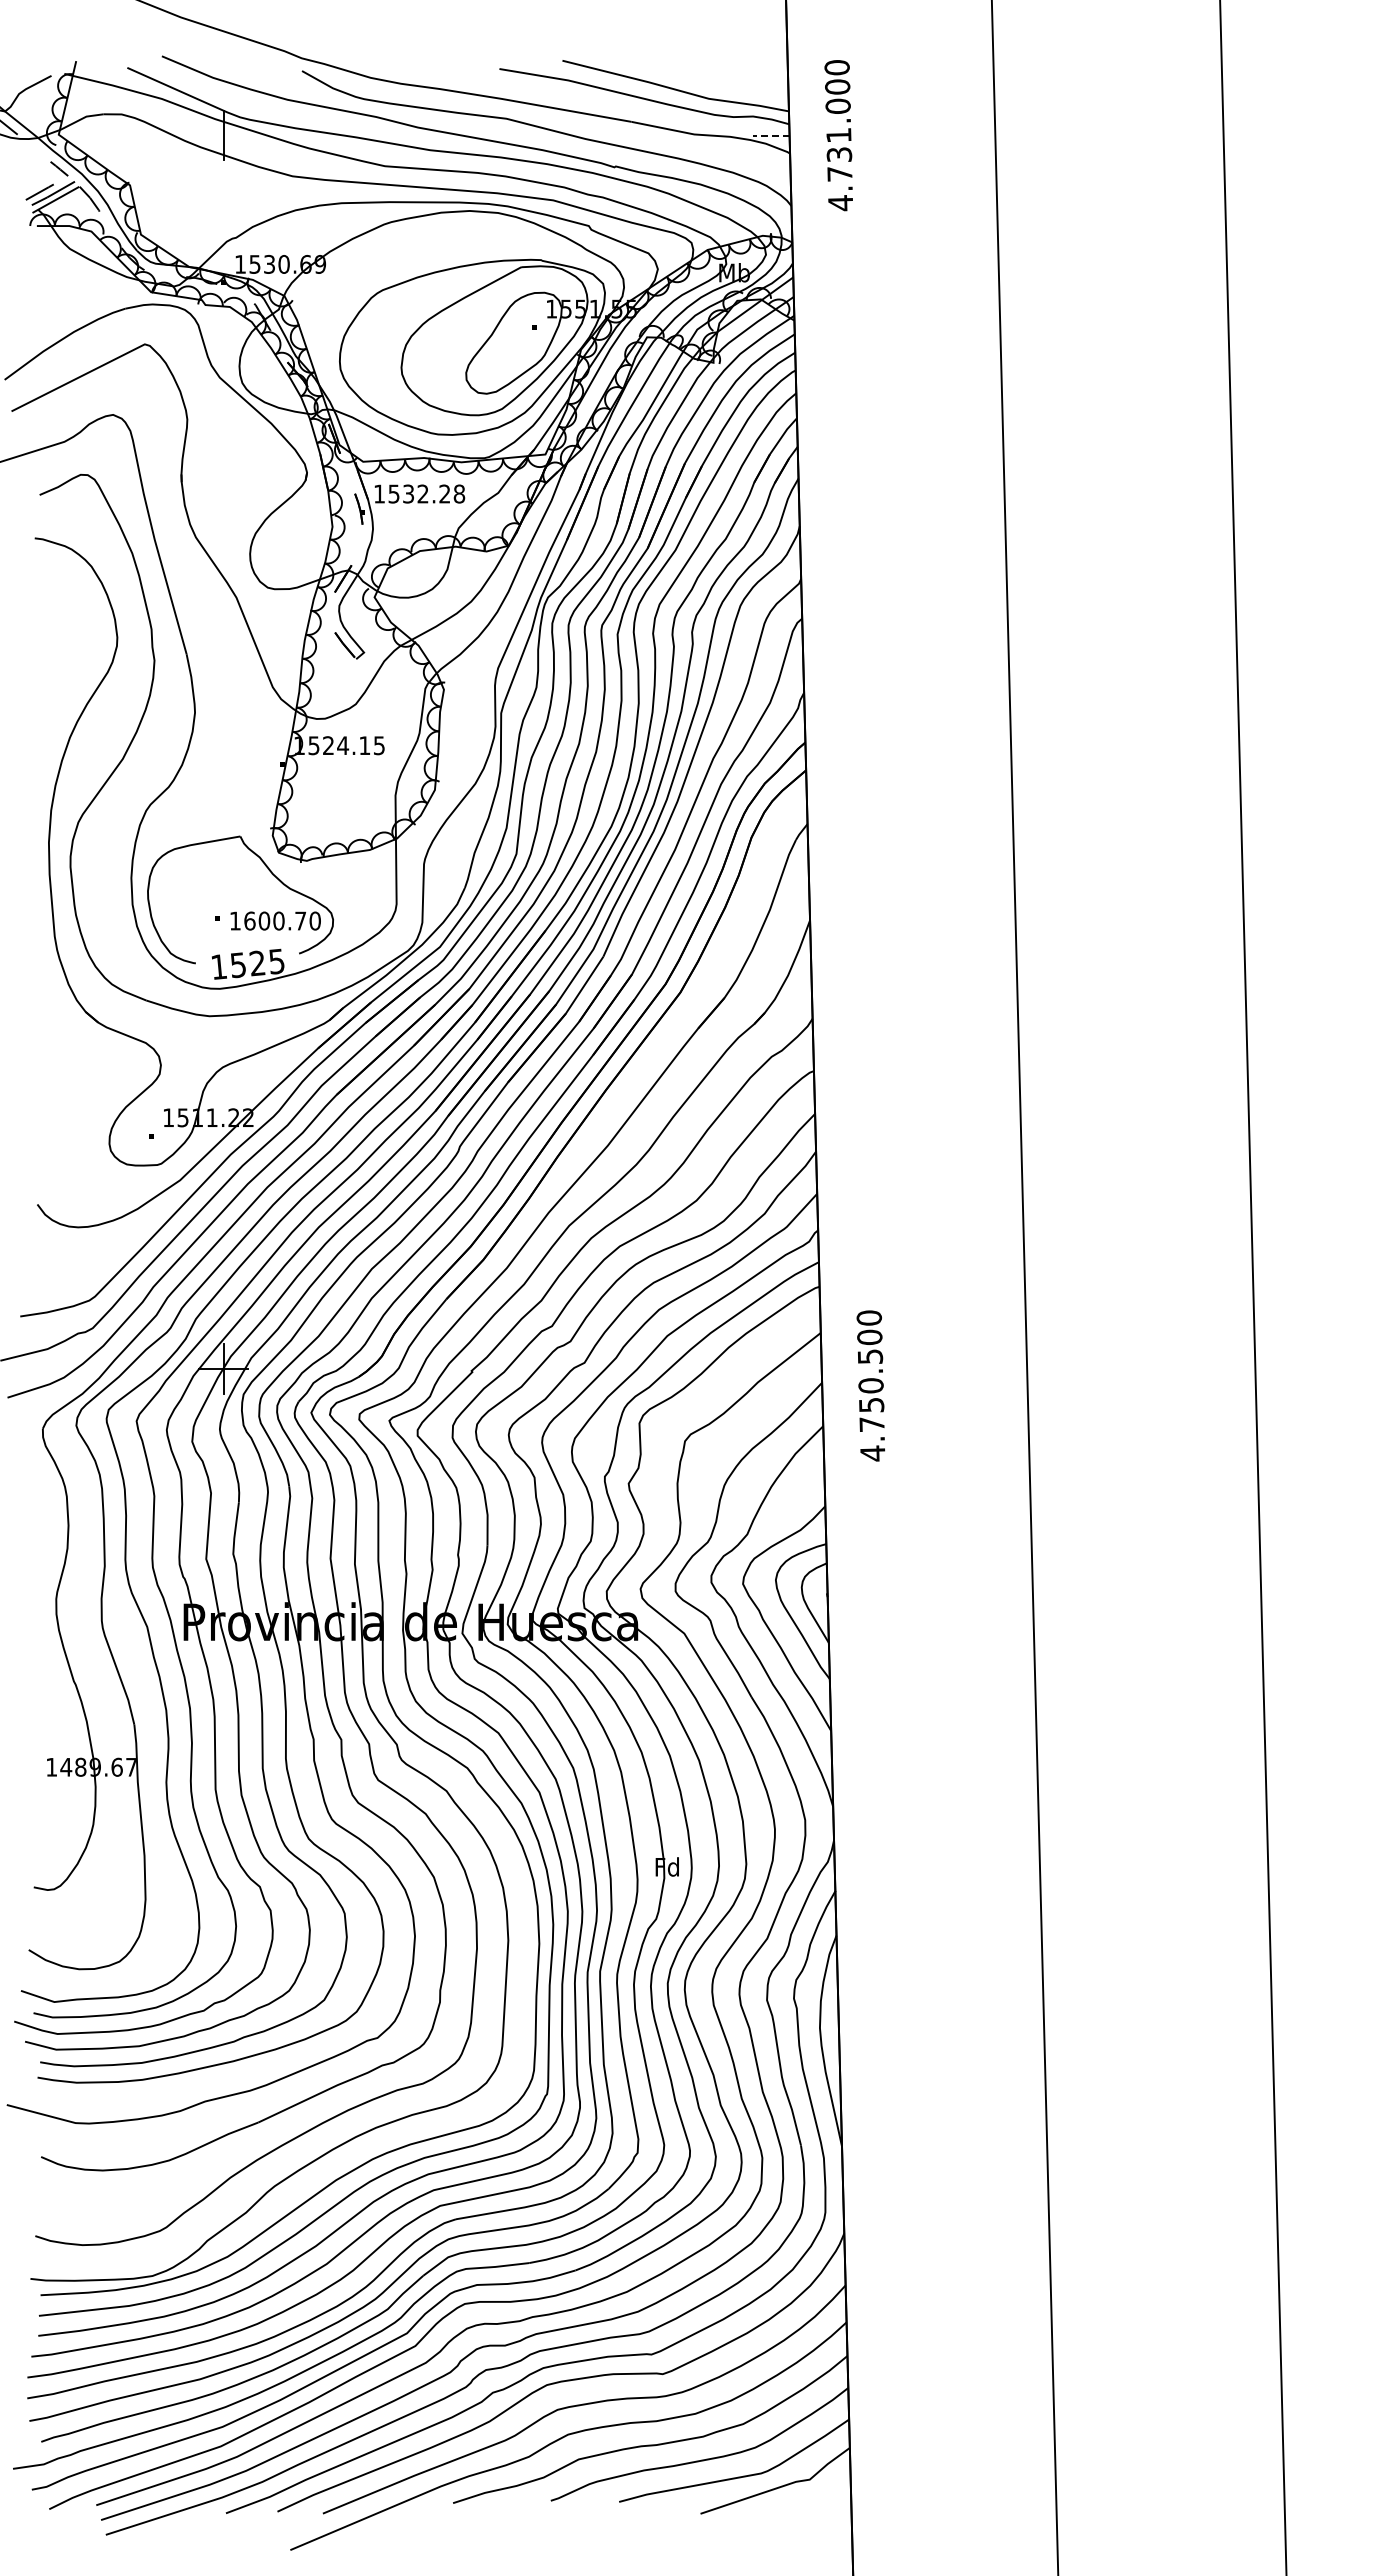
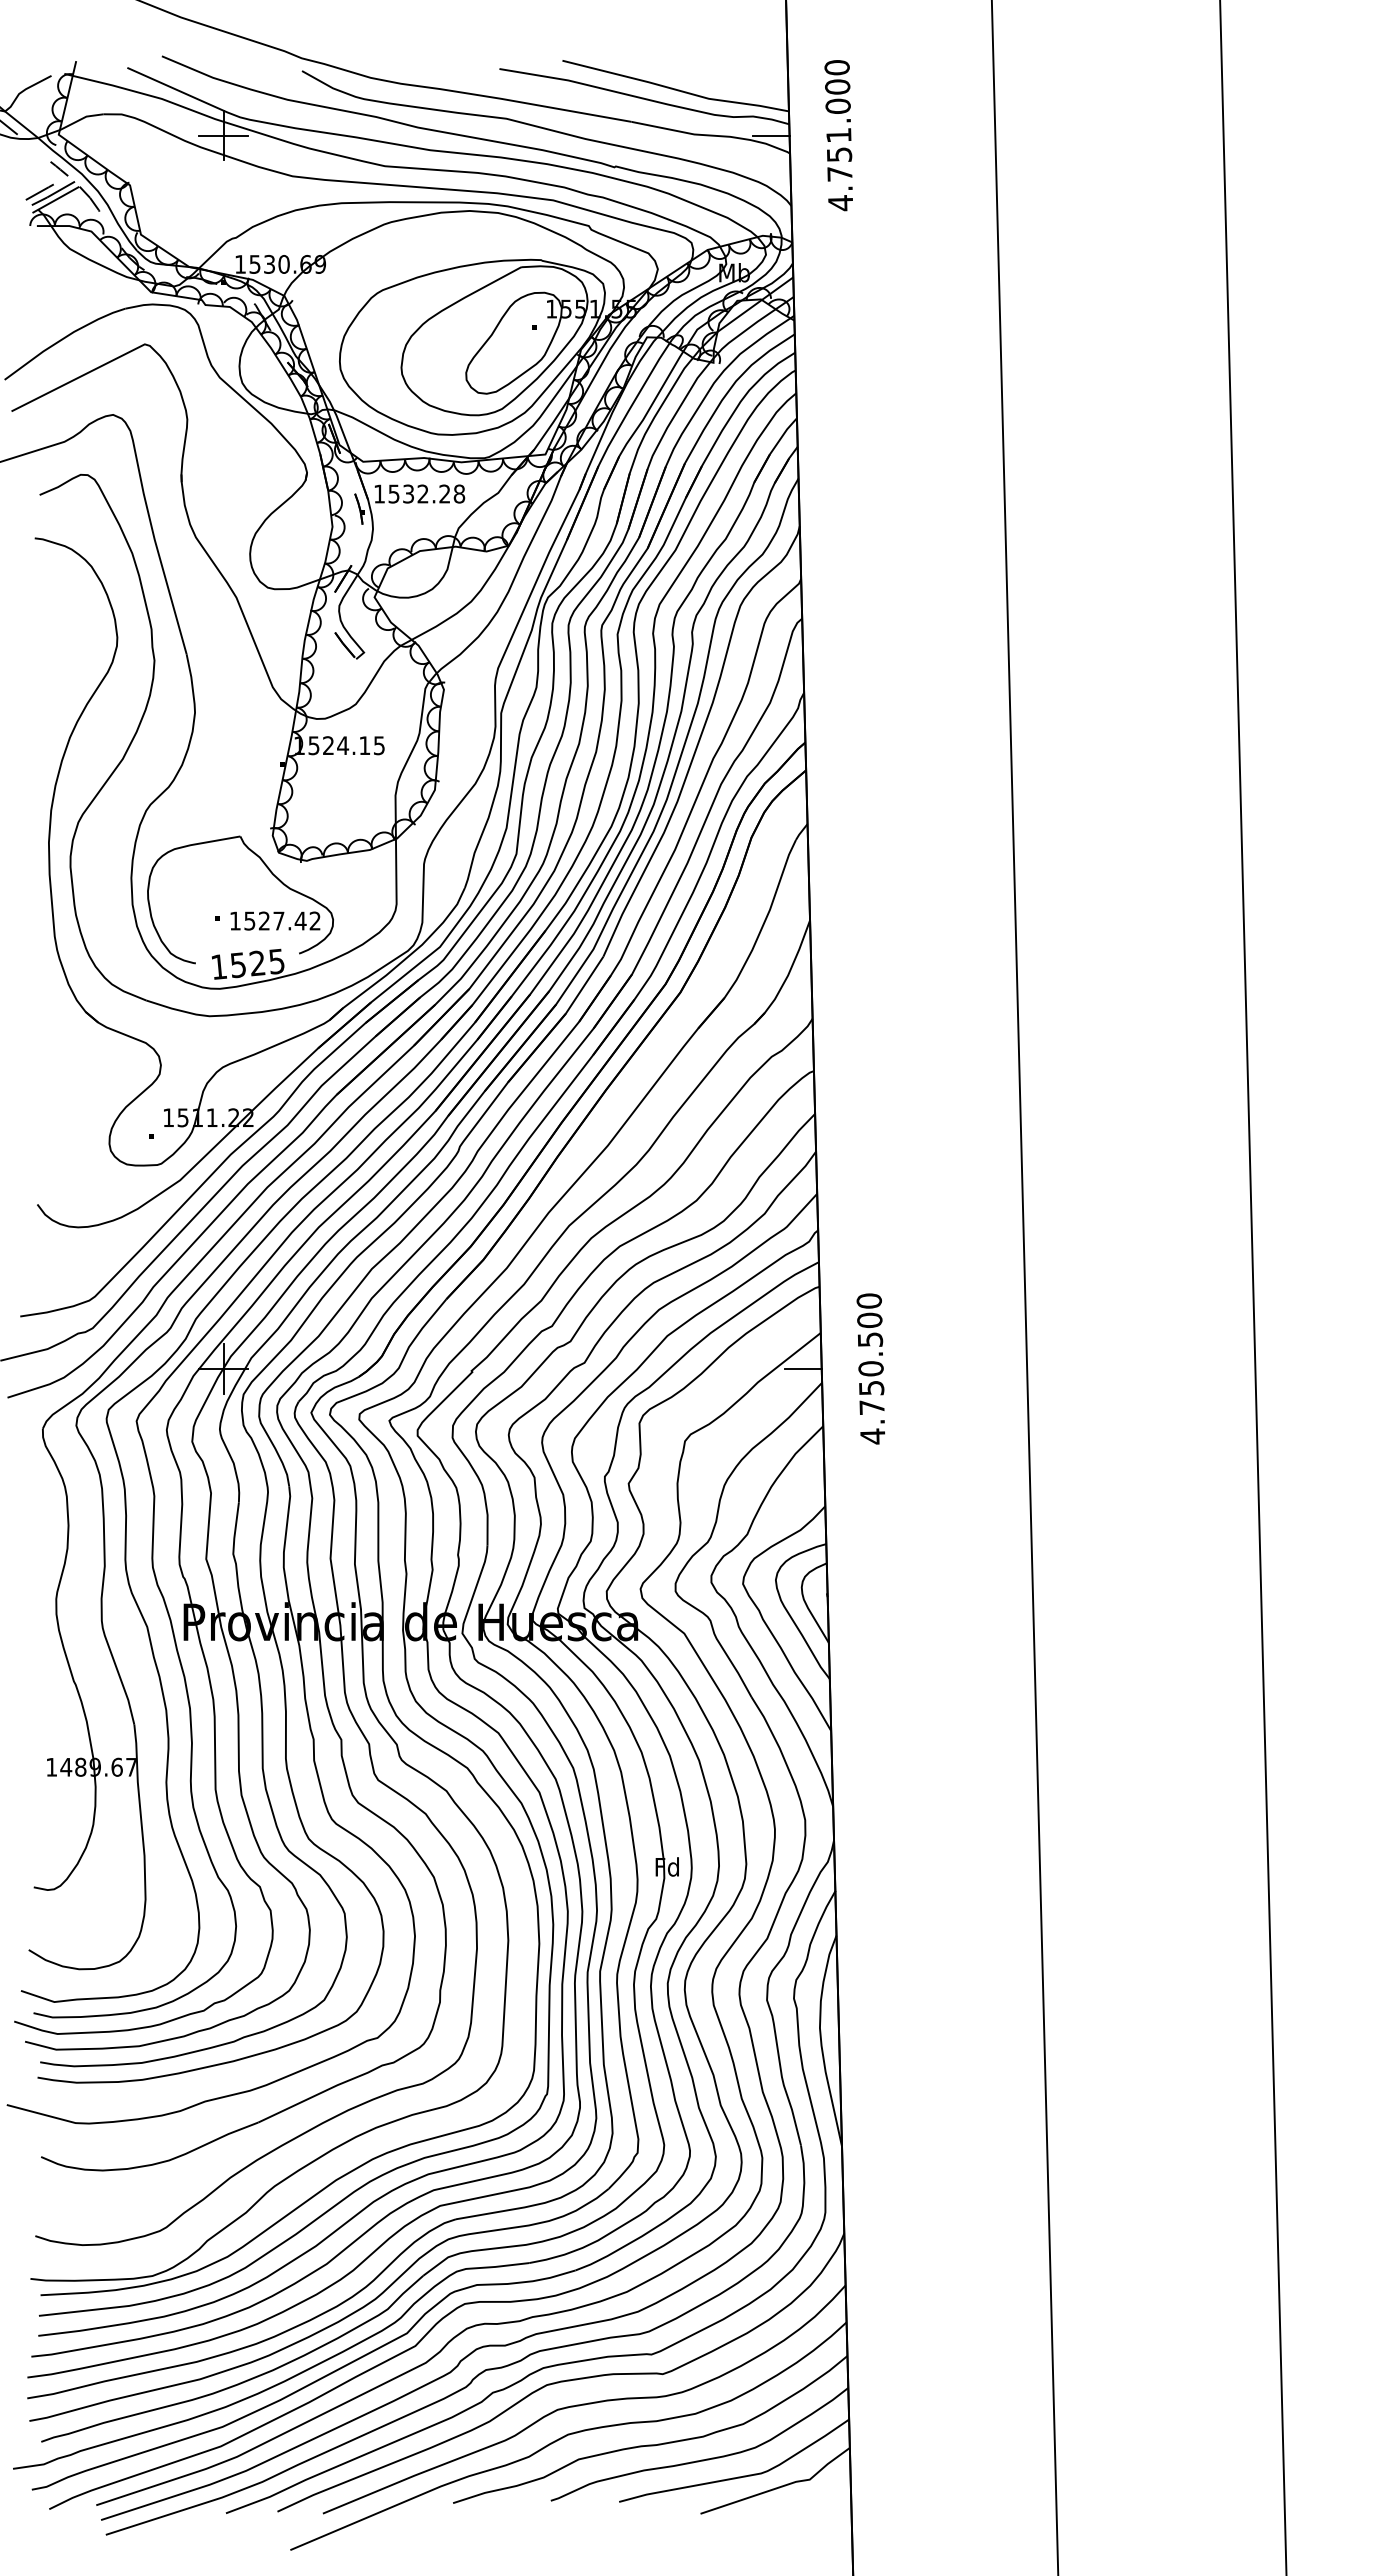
line: none -> present (223, 135)
line: dashed -> solid (771, 135)
text: 4.731.000 -> 4.751.000 (838, 154)
text: 1600.70 -> 1527.42 (282, 920)
line: none -> present (802, 1369)
text position: (870, 1385) -> (870, 1368) (870, 1368)
